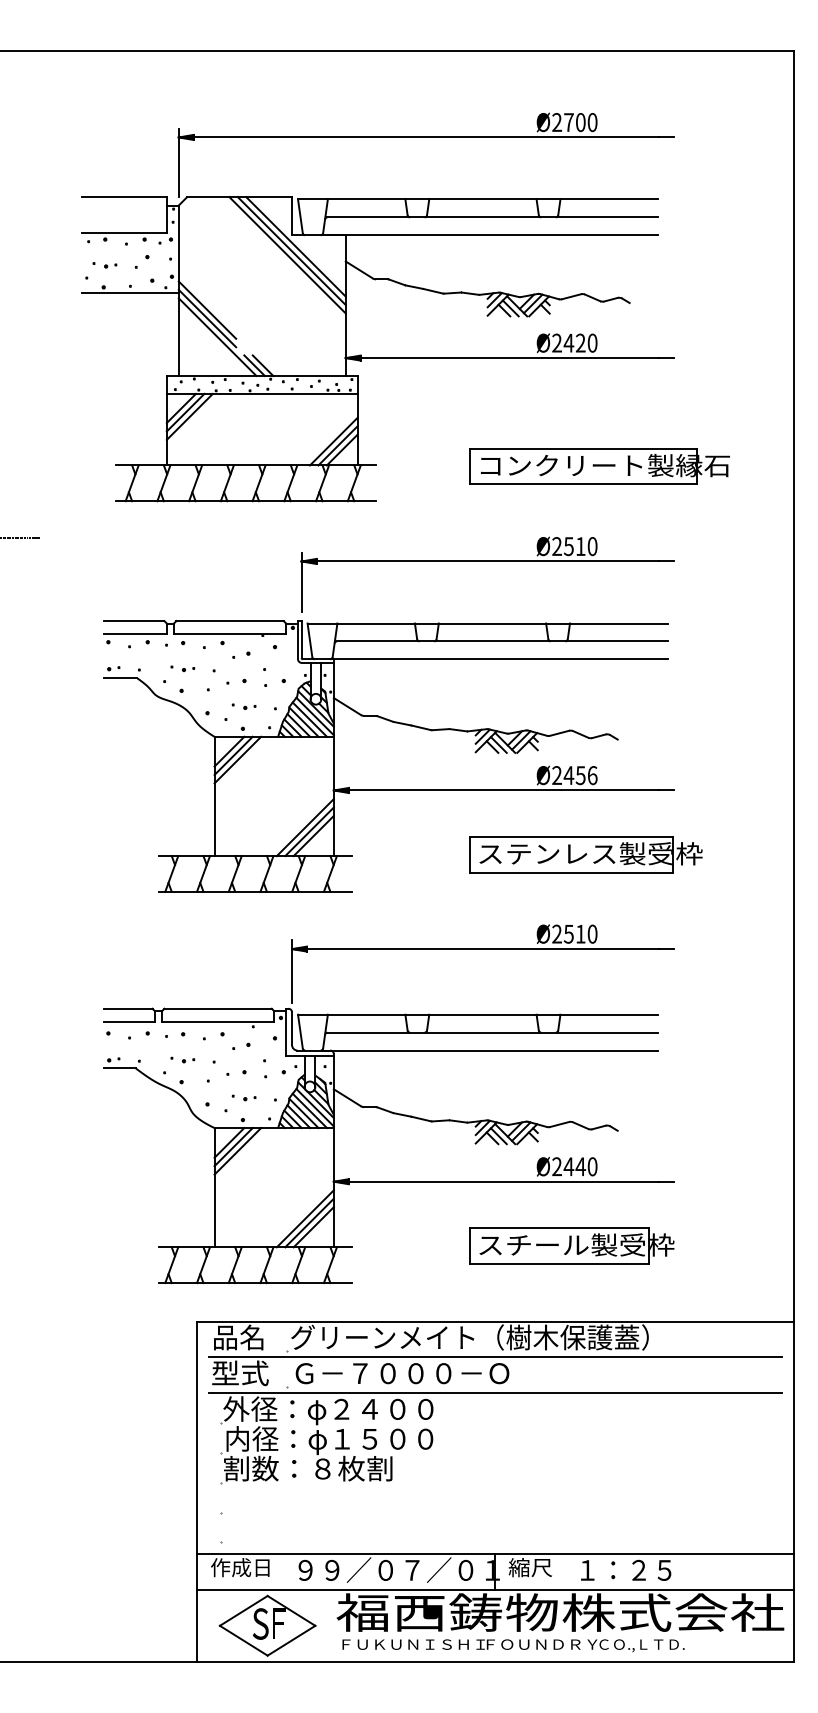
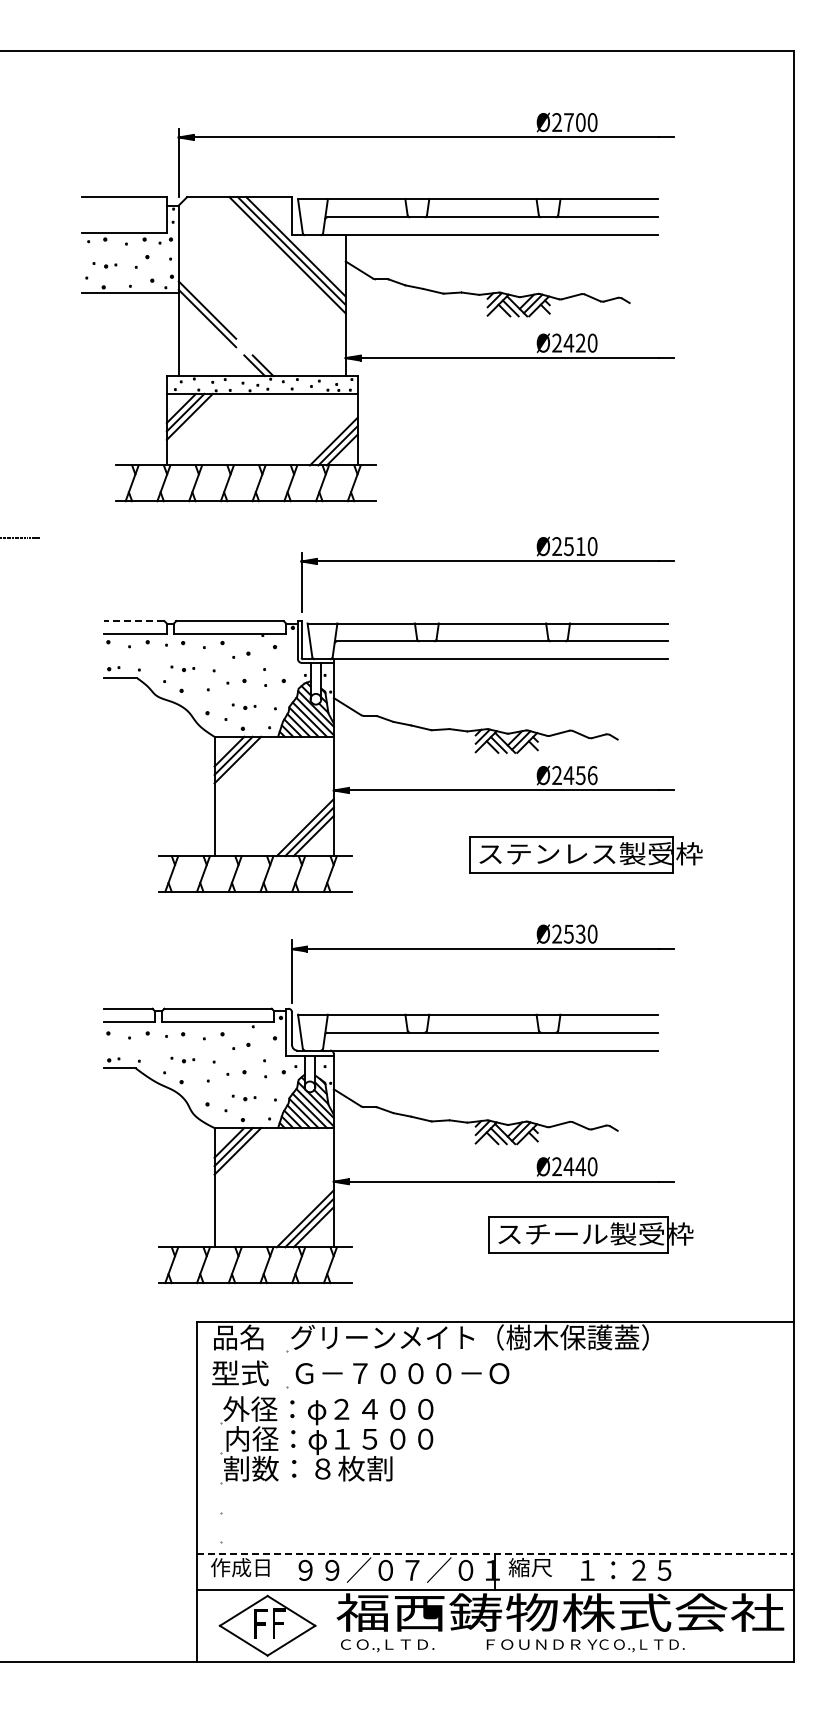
line: present -> none (217, 337)
part: present -> none (599, 466)
line: solid -> dashed (133, 621)
text: Ø2510 -> Ø2530 (580, 933)
part position: (571, 1245) -> (590, 1234) (590, 1234)
line: present -> none (495, 1357)
line: present -> none (495, 1393)
line: solid -> dashed (495, 1554)
text: S -> F (260, 1623)
text: ＦＵＫＵＮＩＳＨＩ -> ＣＯ.,ＬＴＤ. (412, 1645)
